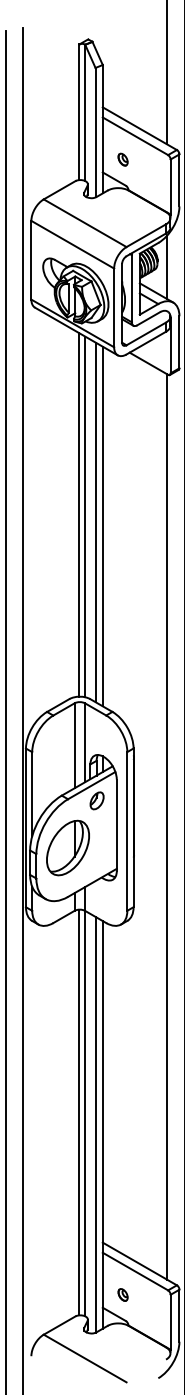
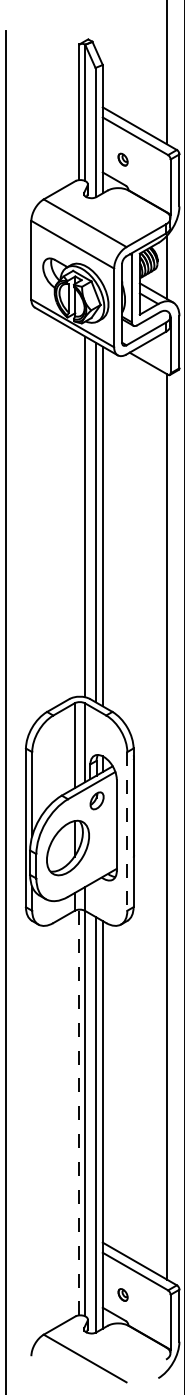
line: present -> none (79, 514)
line: present -> none (23, 709)
line: solid -> dashed (127, 831)
line: solid -> dashed (79, 1112)
